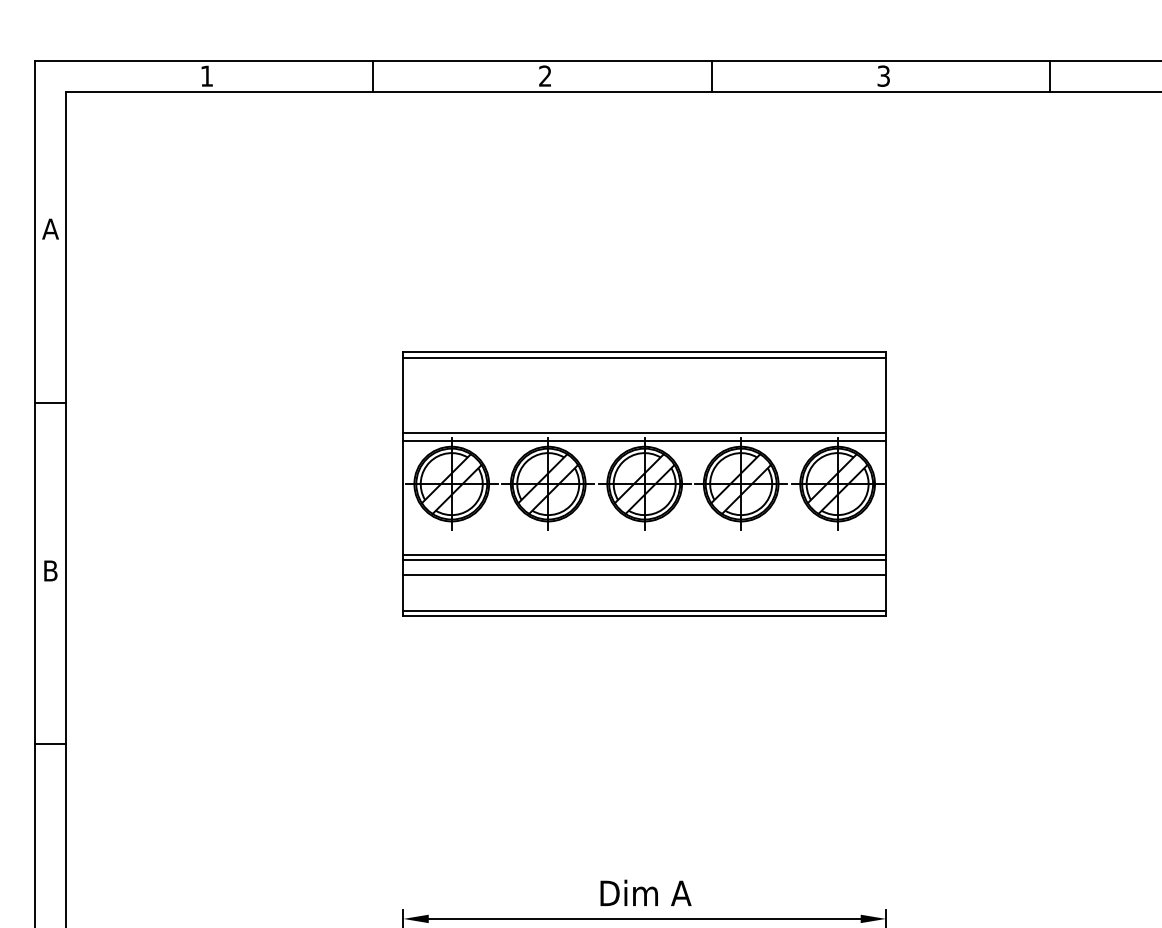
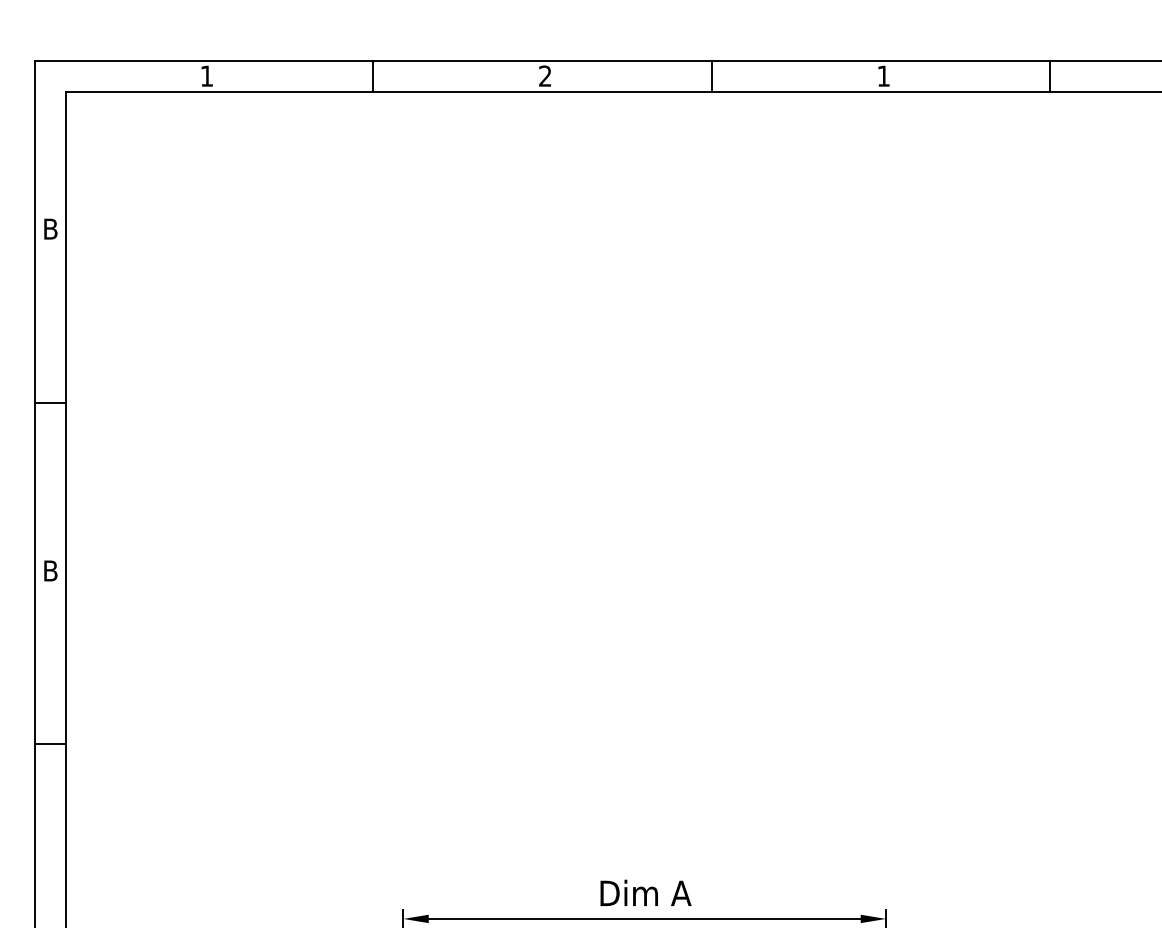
text: 3 -> 1 (883, 75)
text: A -> B (50, 228)
part: present -> none (644, 483)
